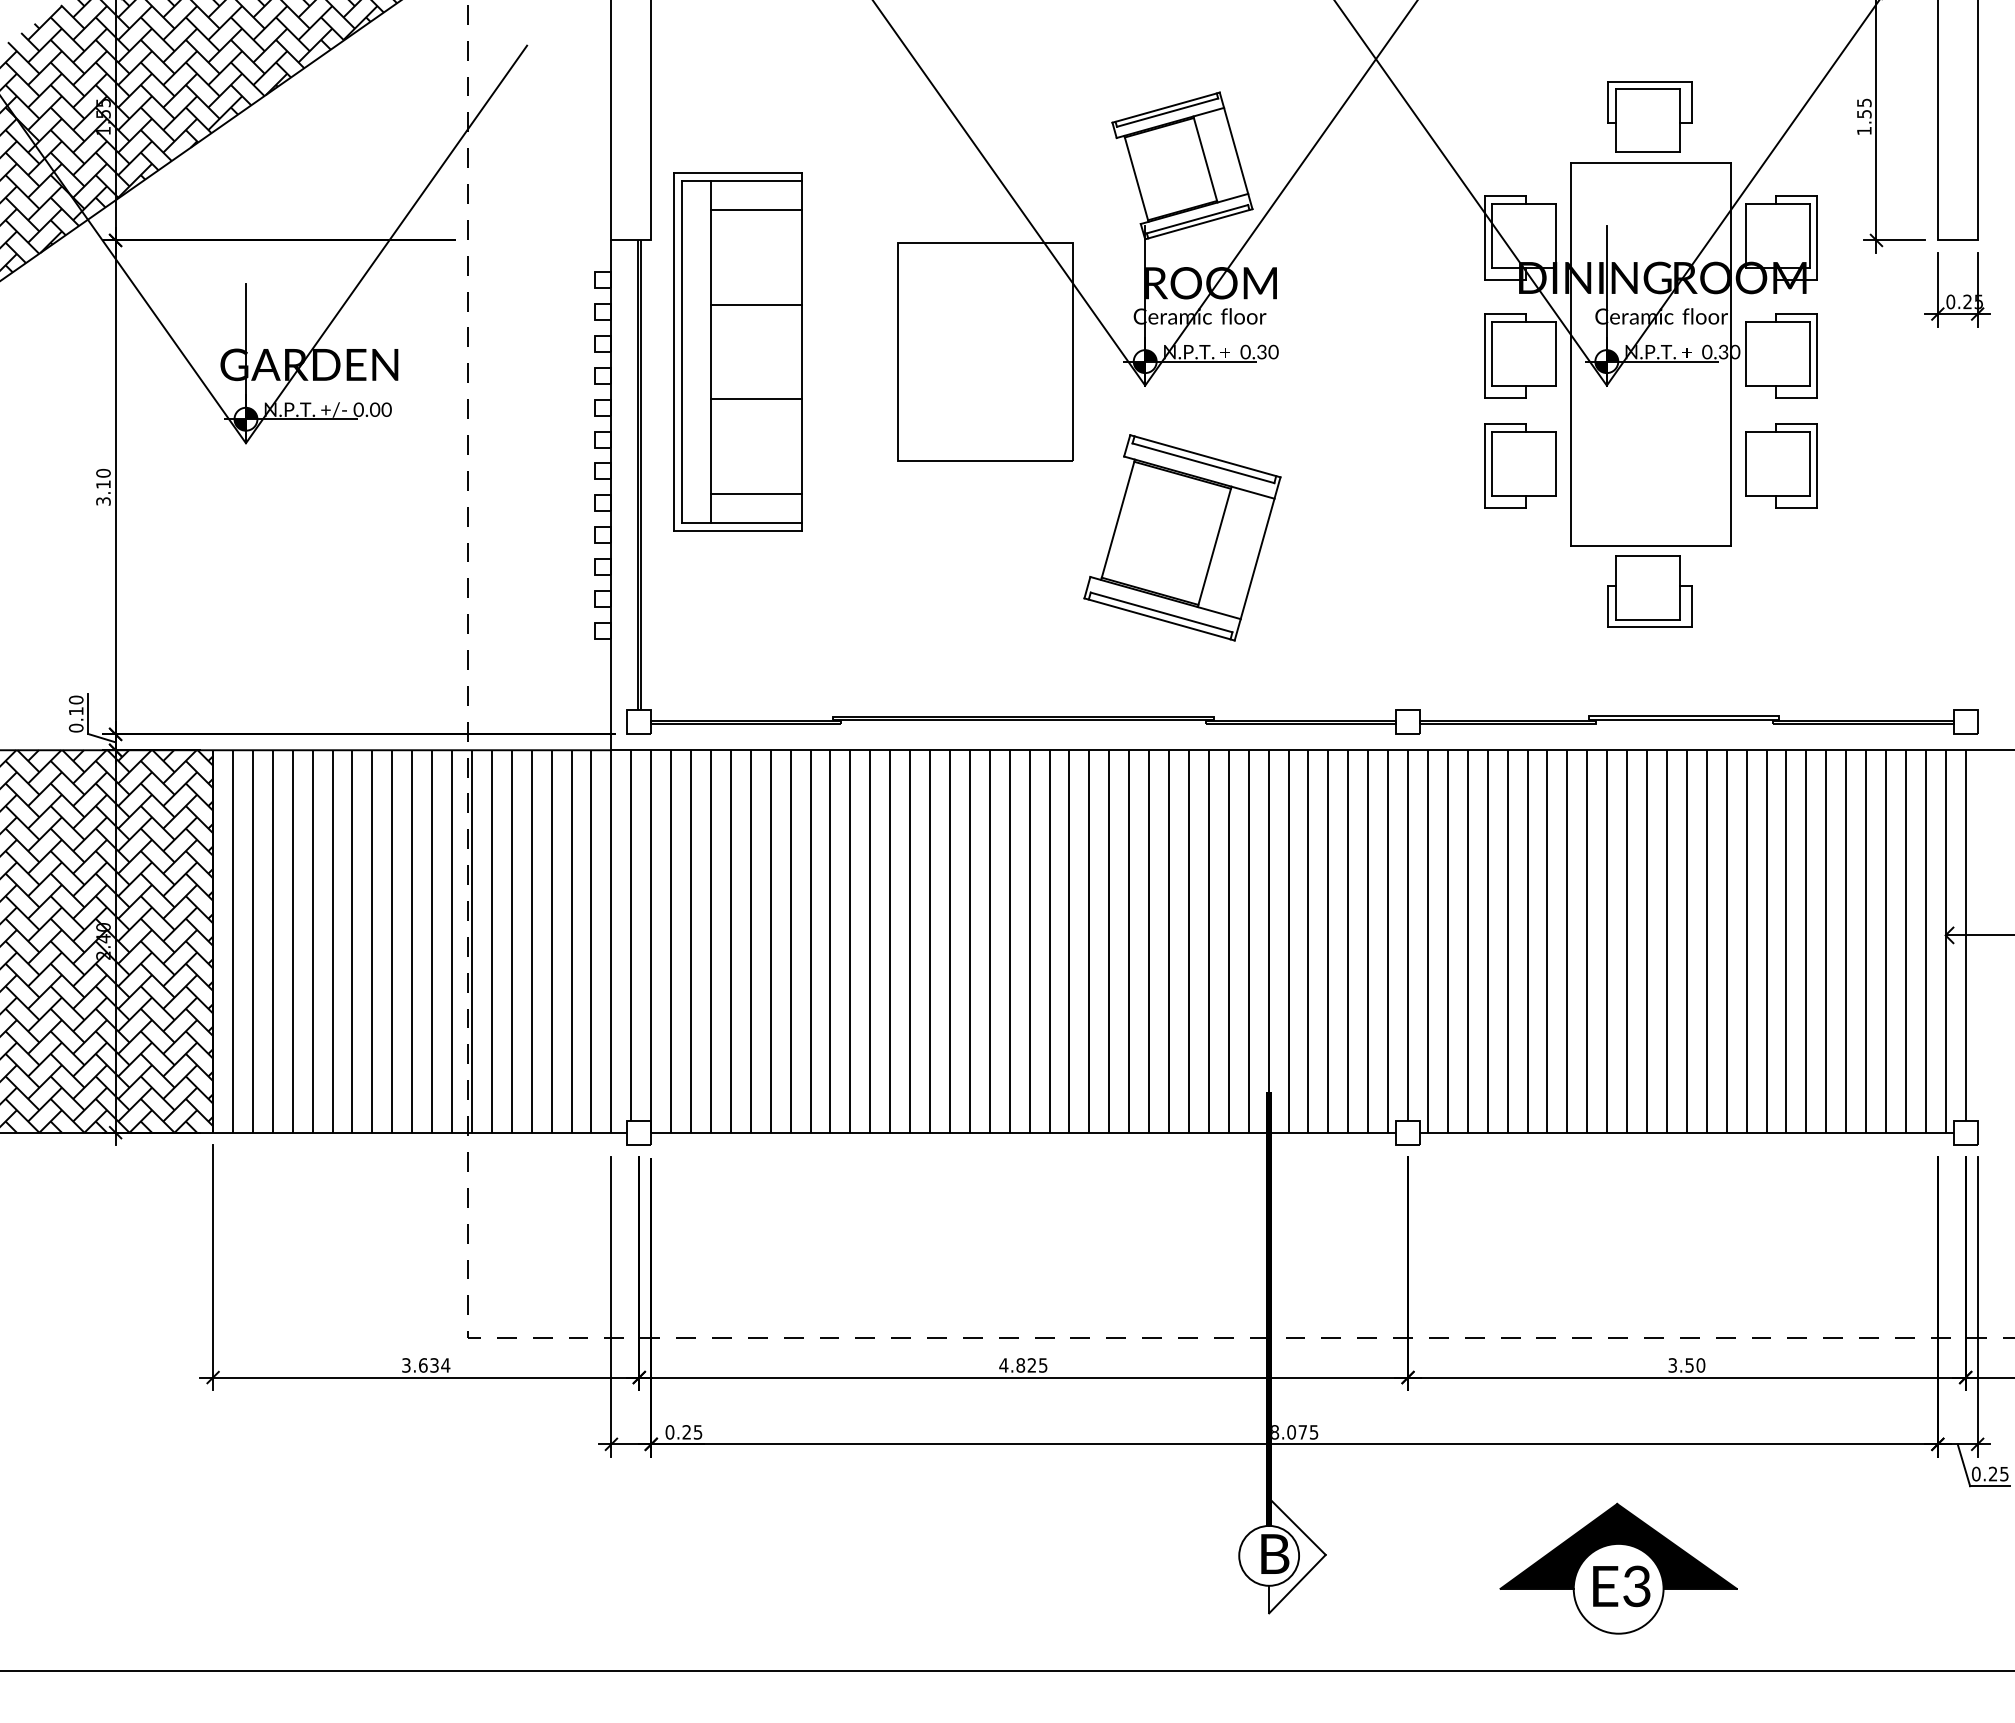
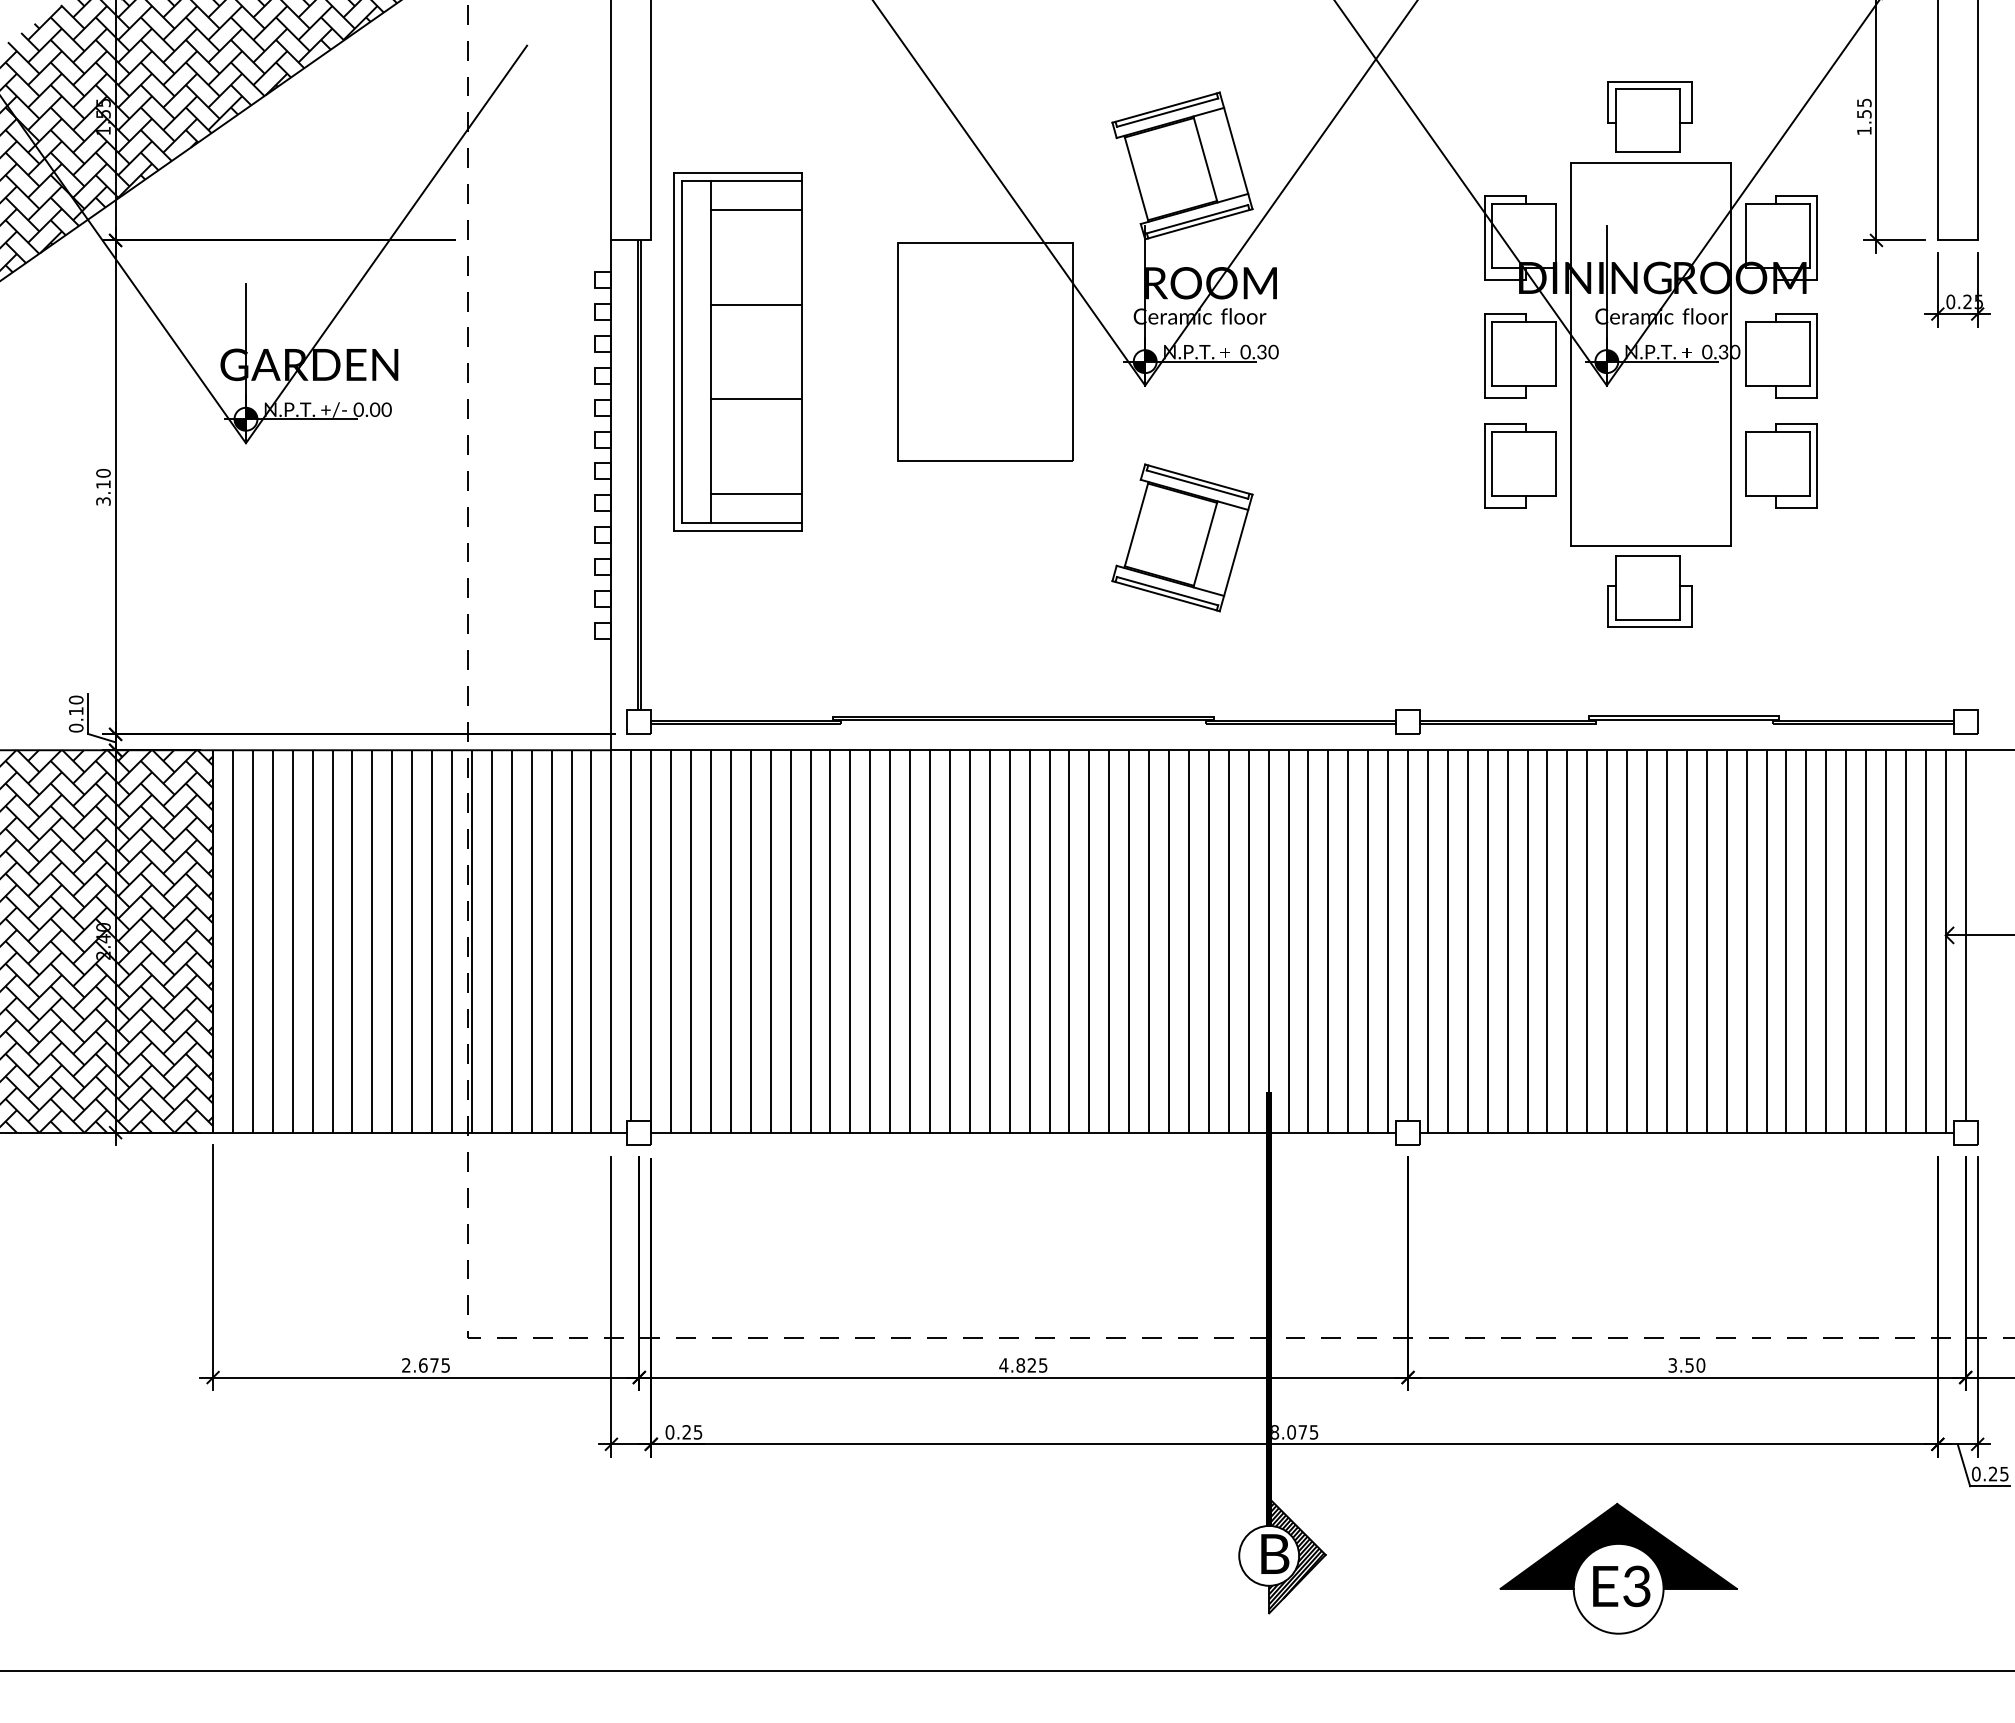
part size: 199x208 px -> 143x150 px (1182, 537)
text: 3.634 -> 2.675 (426, 1365)
hatch: none -> present (1296, 1553)
